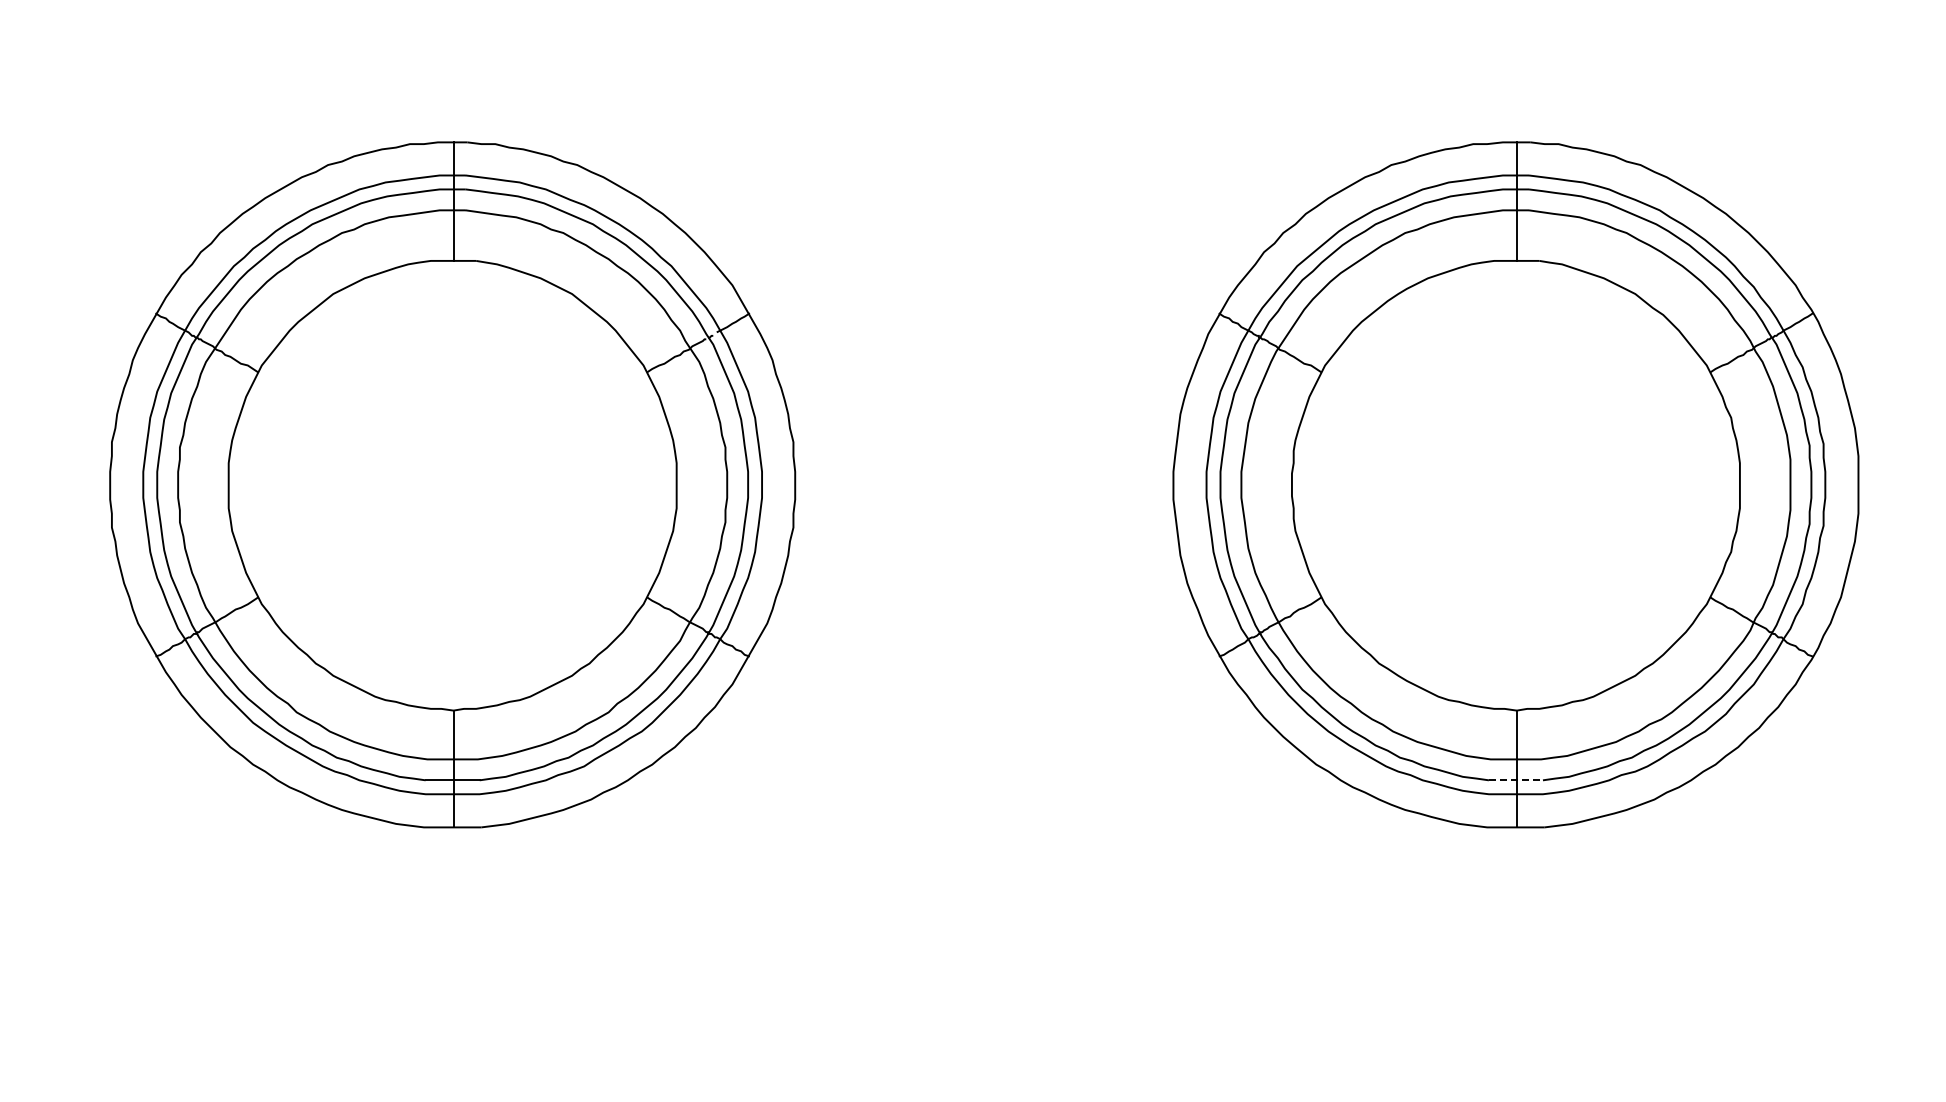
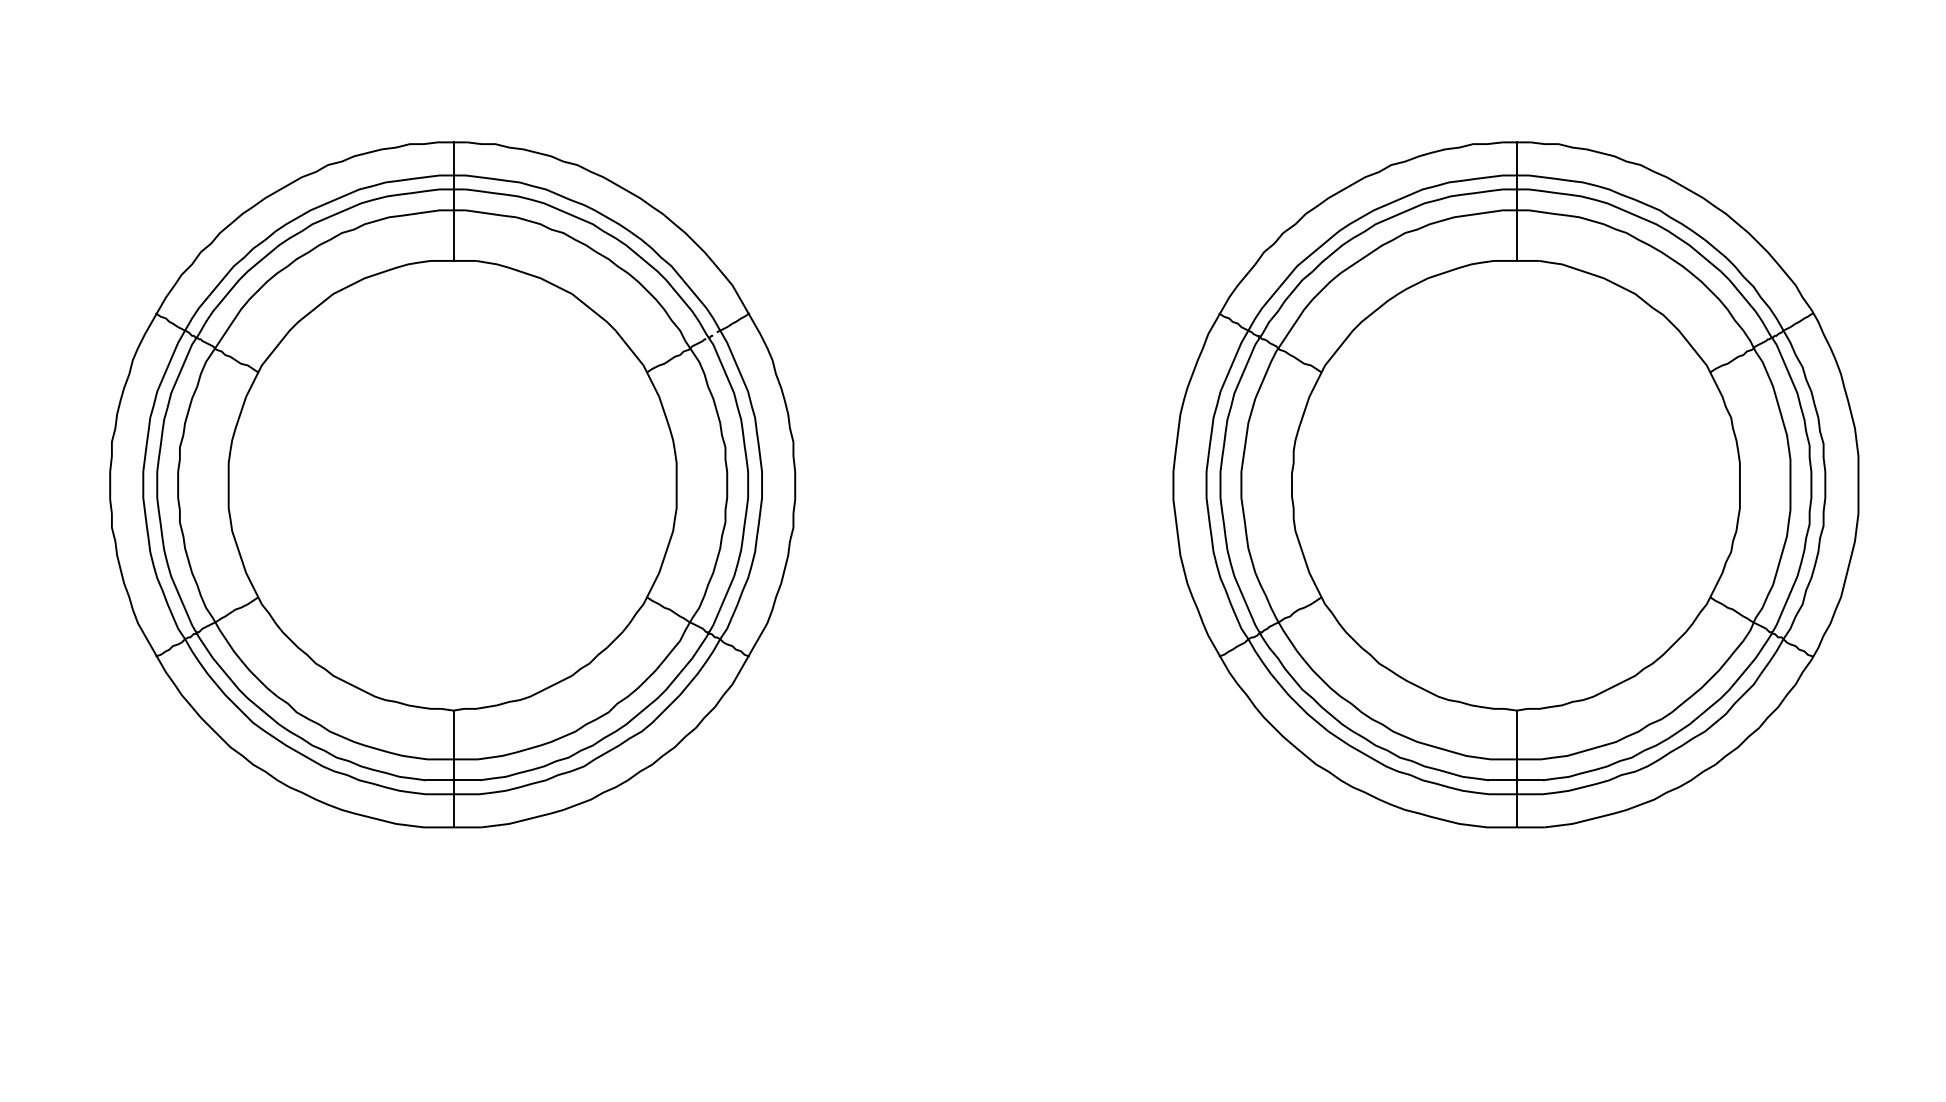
line: dashed -> solid (1516, 780)
